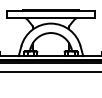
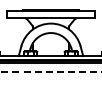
line: solid -> dashed (50, 71)
